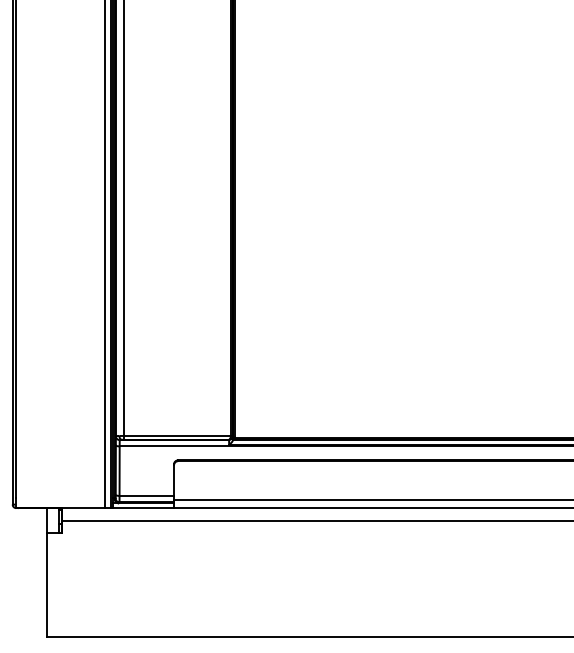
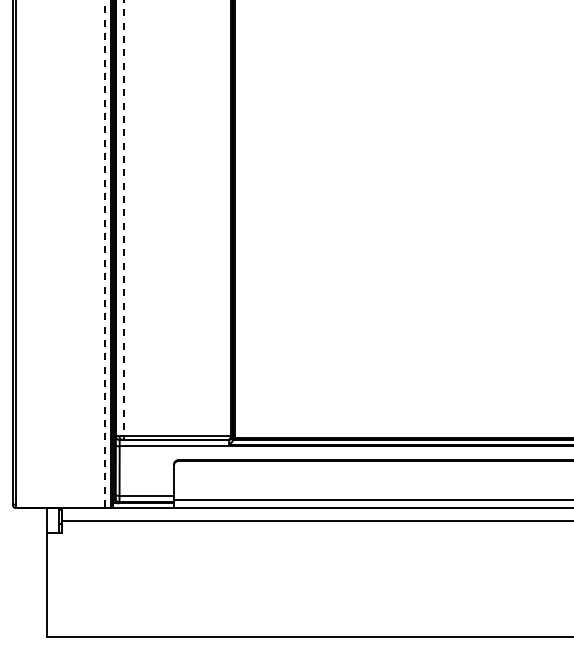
line: solid -> dashed (123, 217)
line: solid -> dashed (104, 254)
